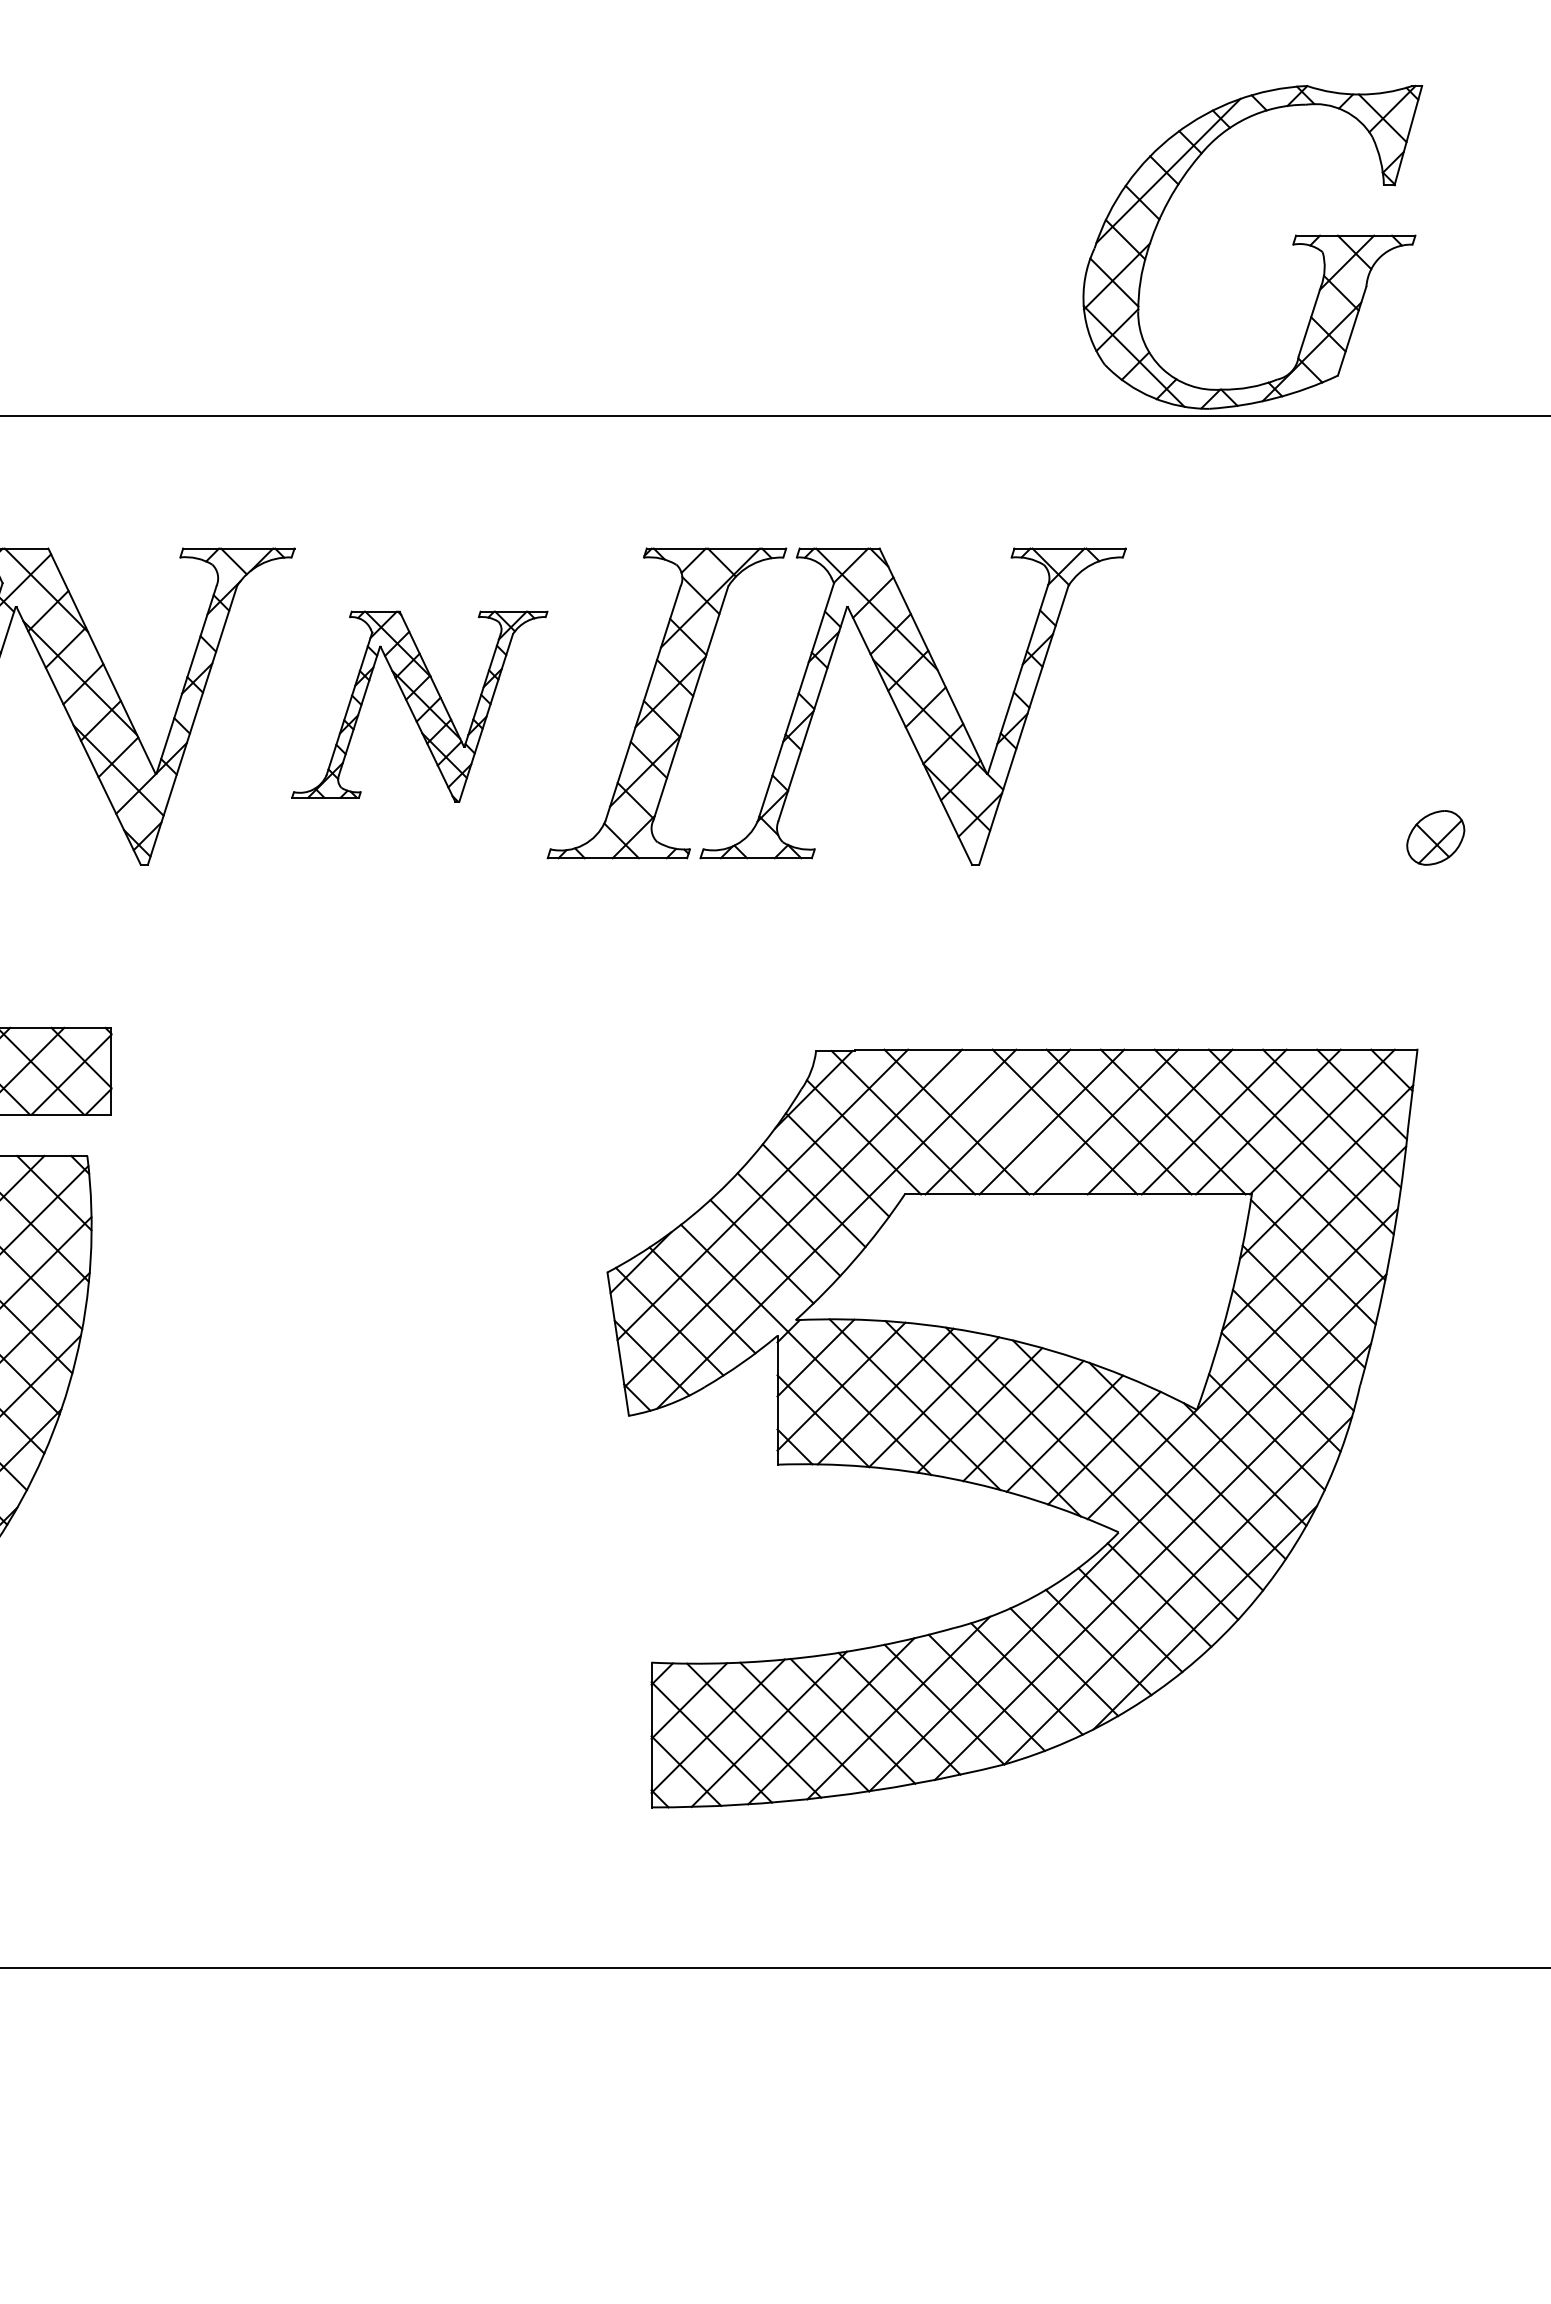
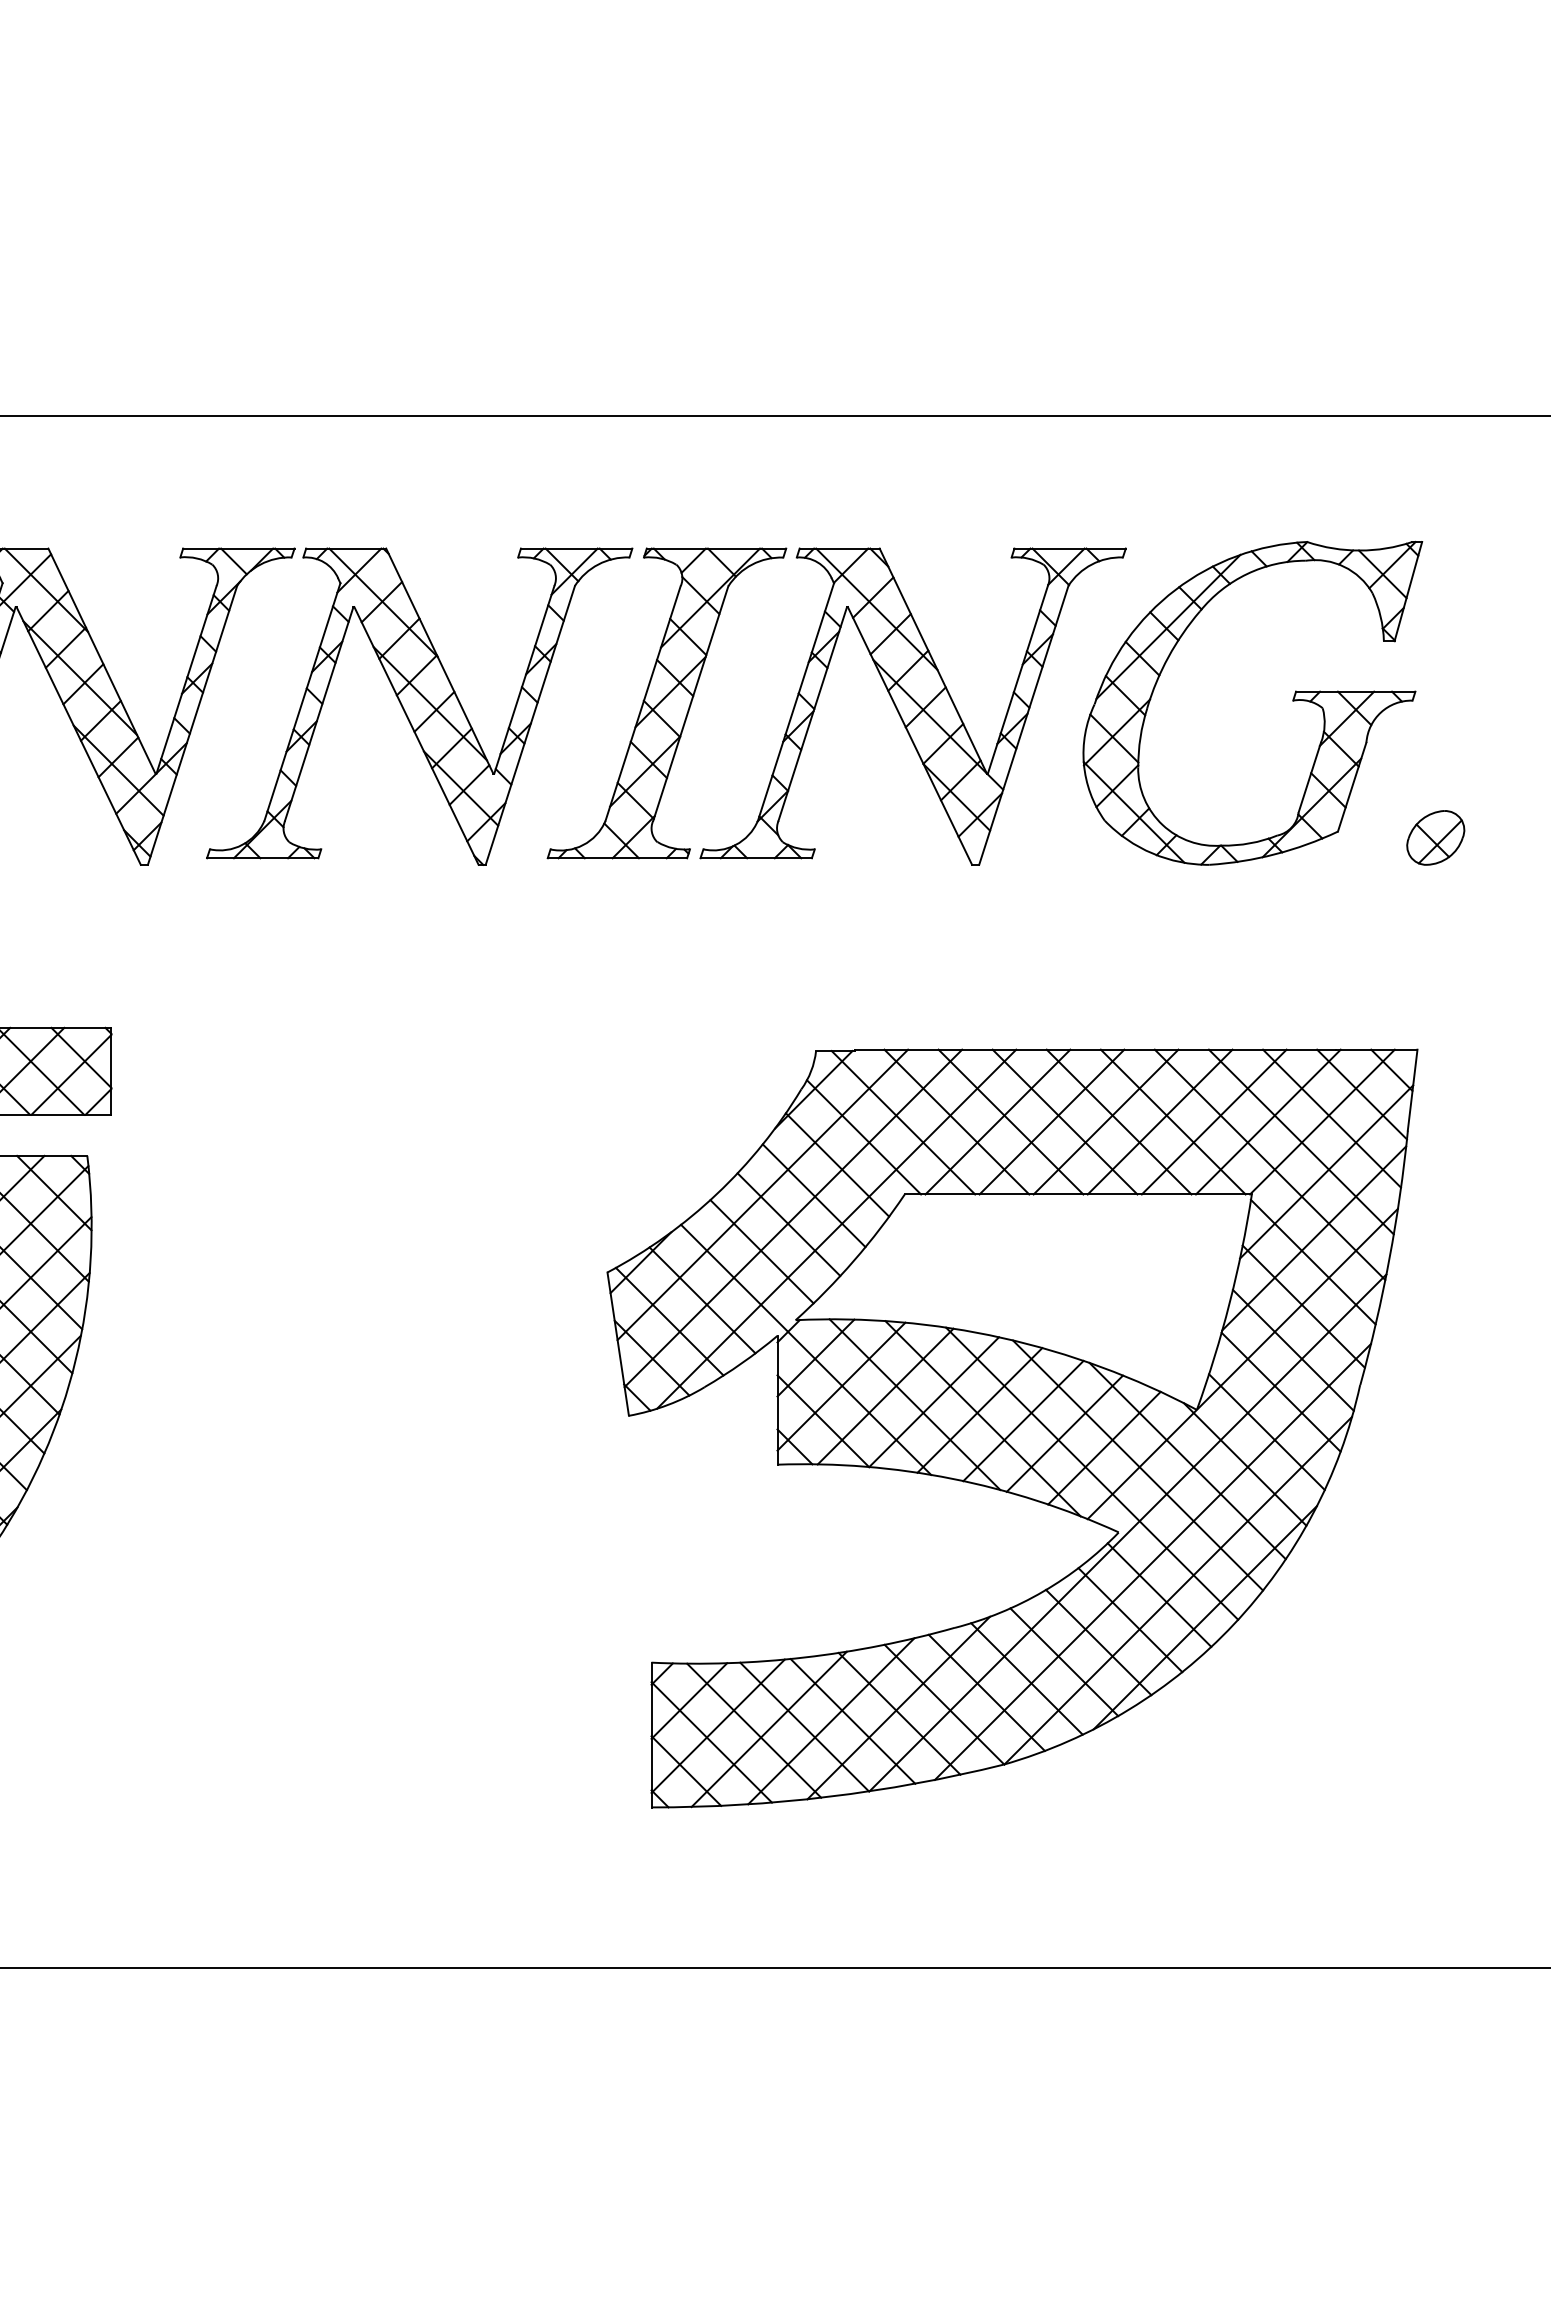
part position: (1292, 245) -> (1292, 701) (1292, 701)
part size: 258x193 px -> 428x319 px (419, 706)
line: none -> present (1010, 1121)
